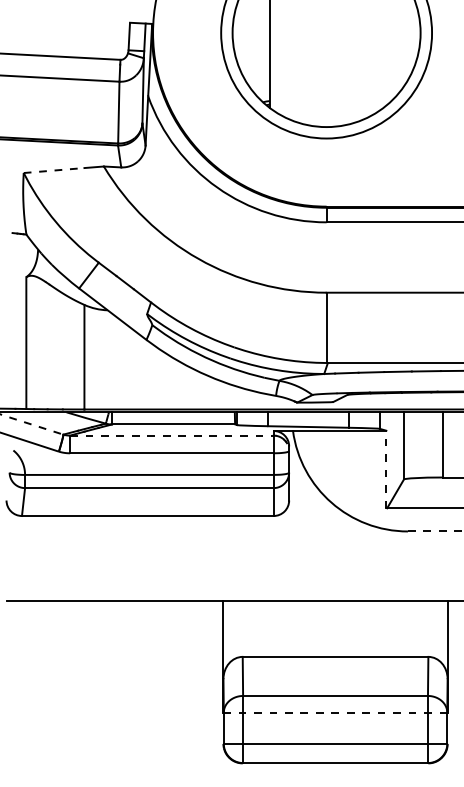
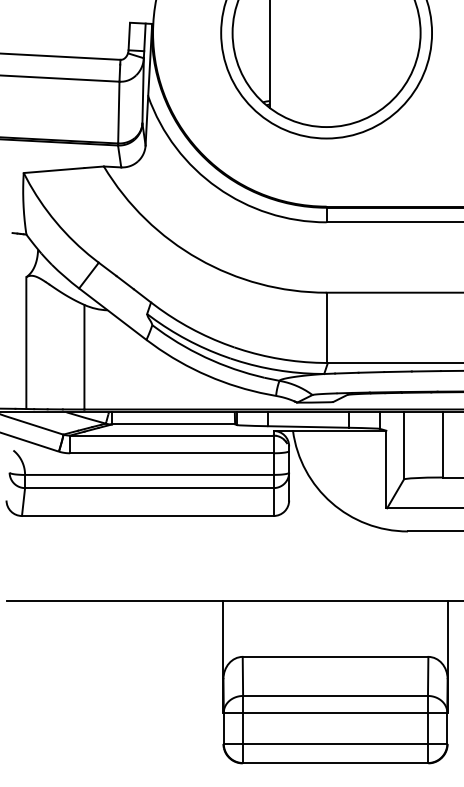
line: dashed -> solid (54, 170)
line: dashed -> solid (31, 424)
line: dashed -> solid (171, 435)
line: dashed -> solid (386, 469)
line: dashed -> solid (435, 531)
line: dashed -> solid (335, 712)
